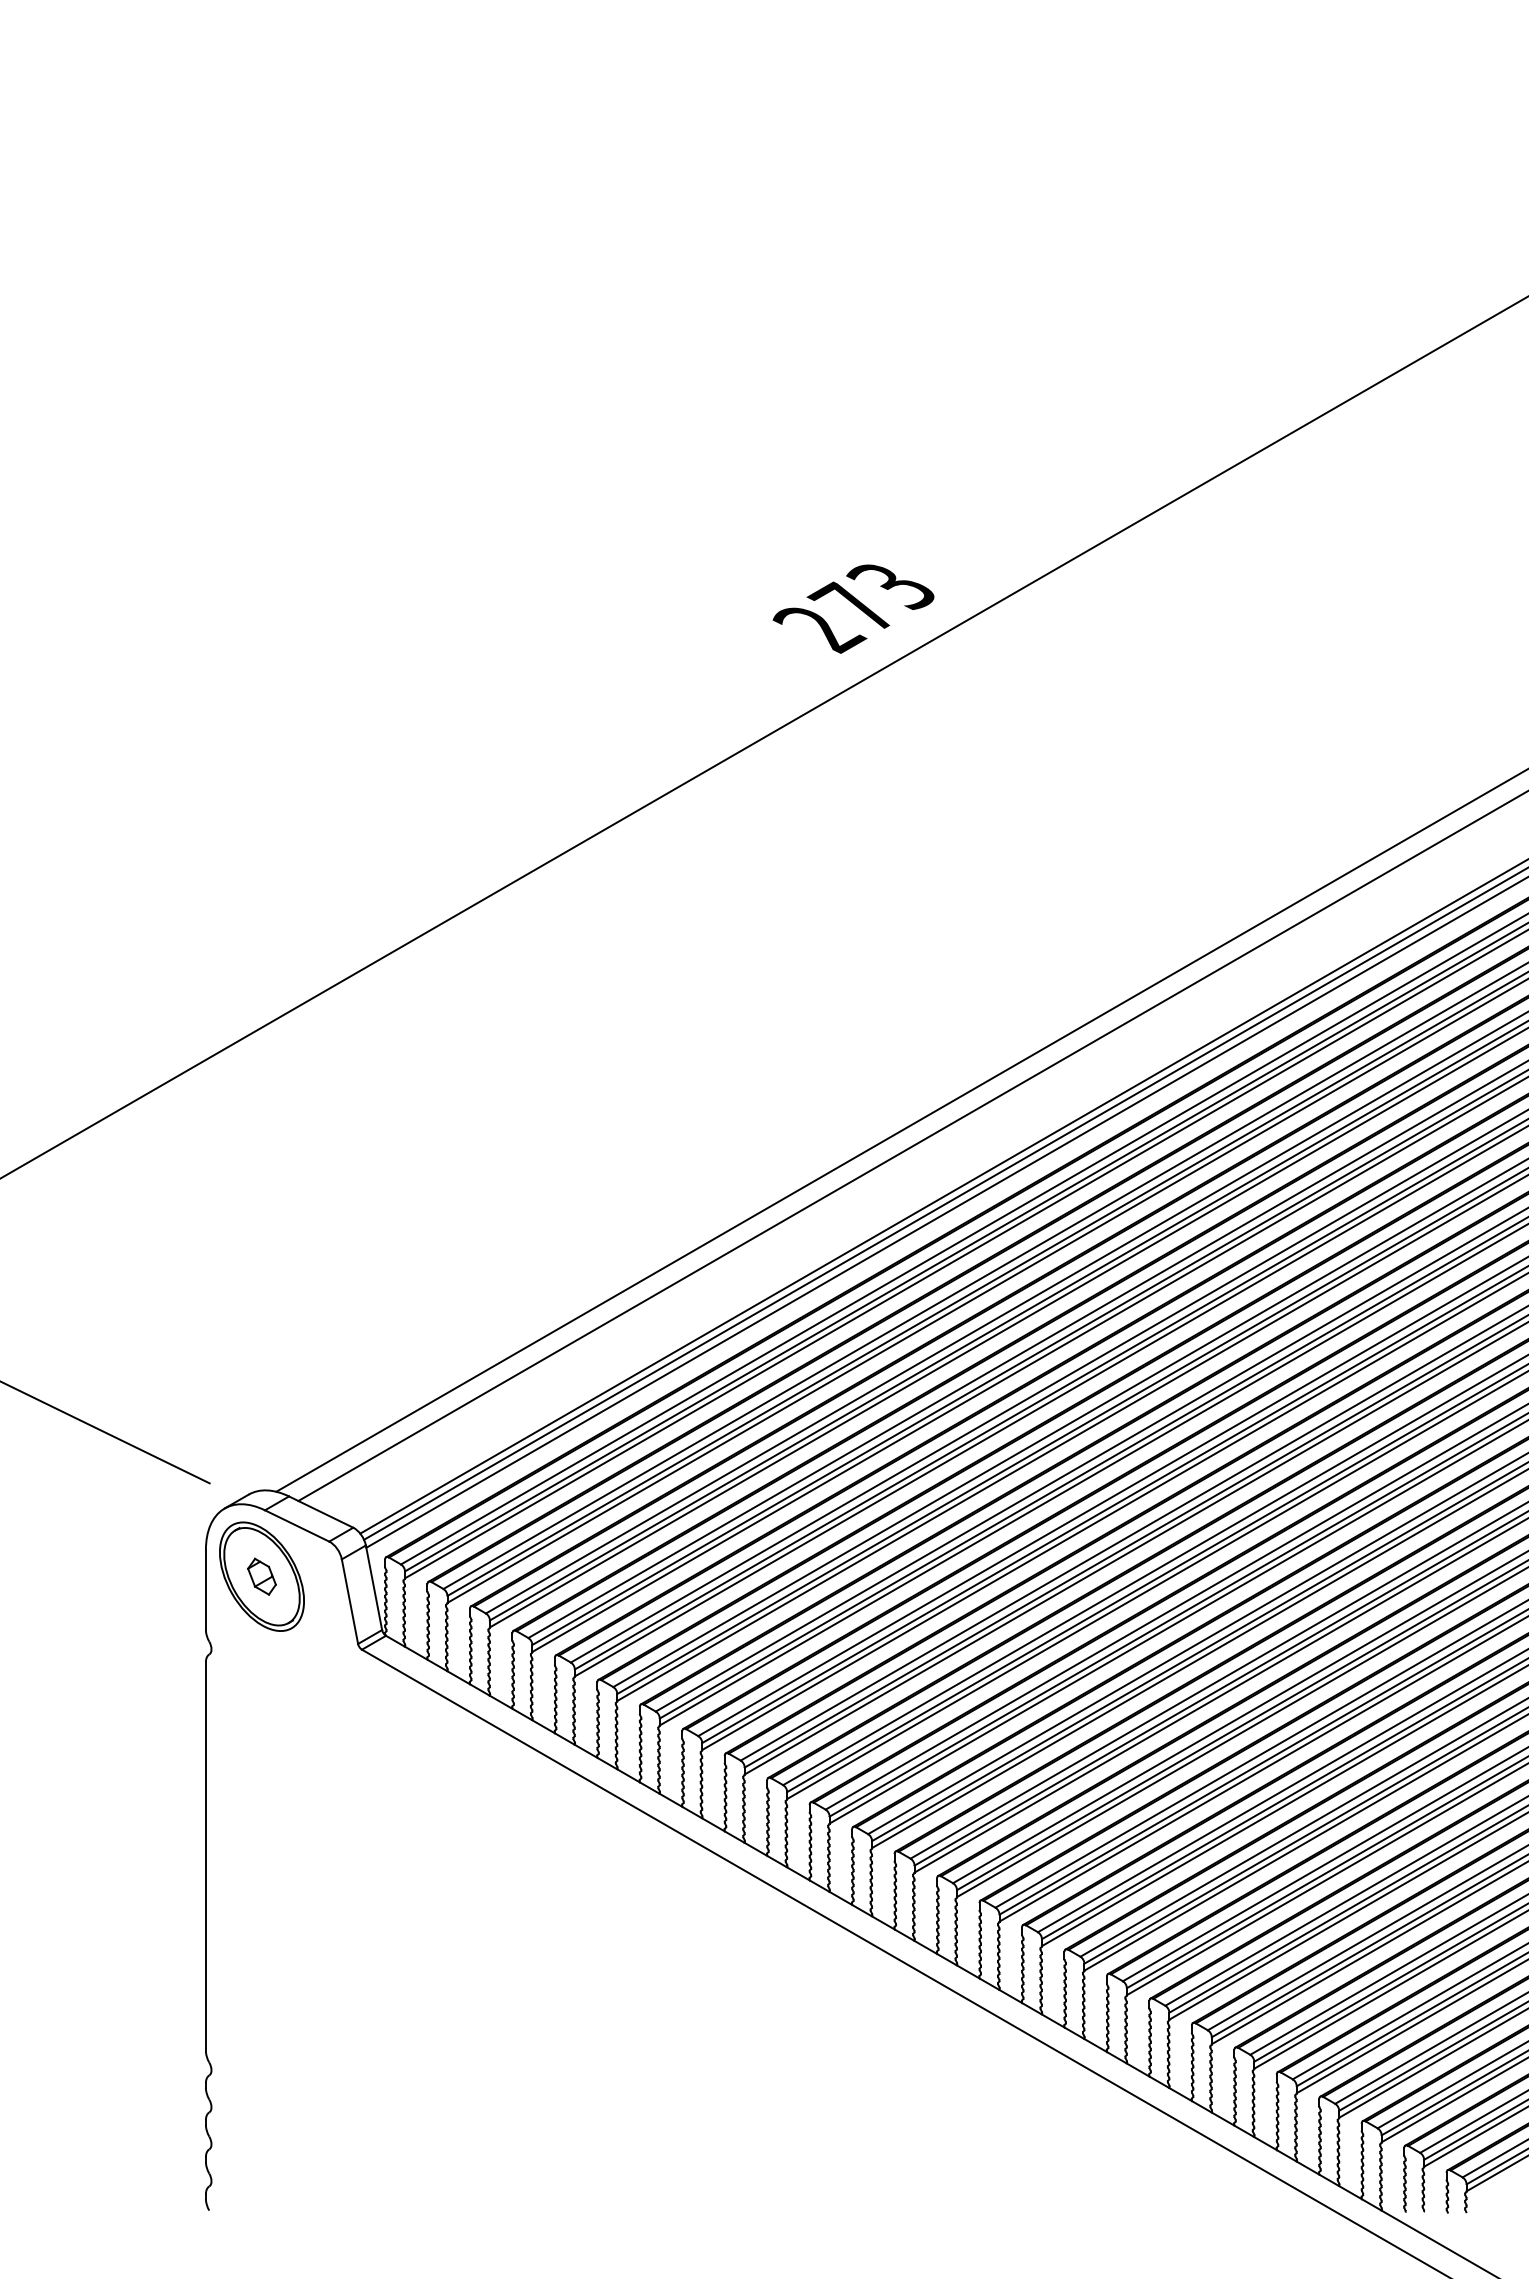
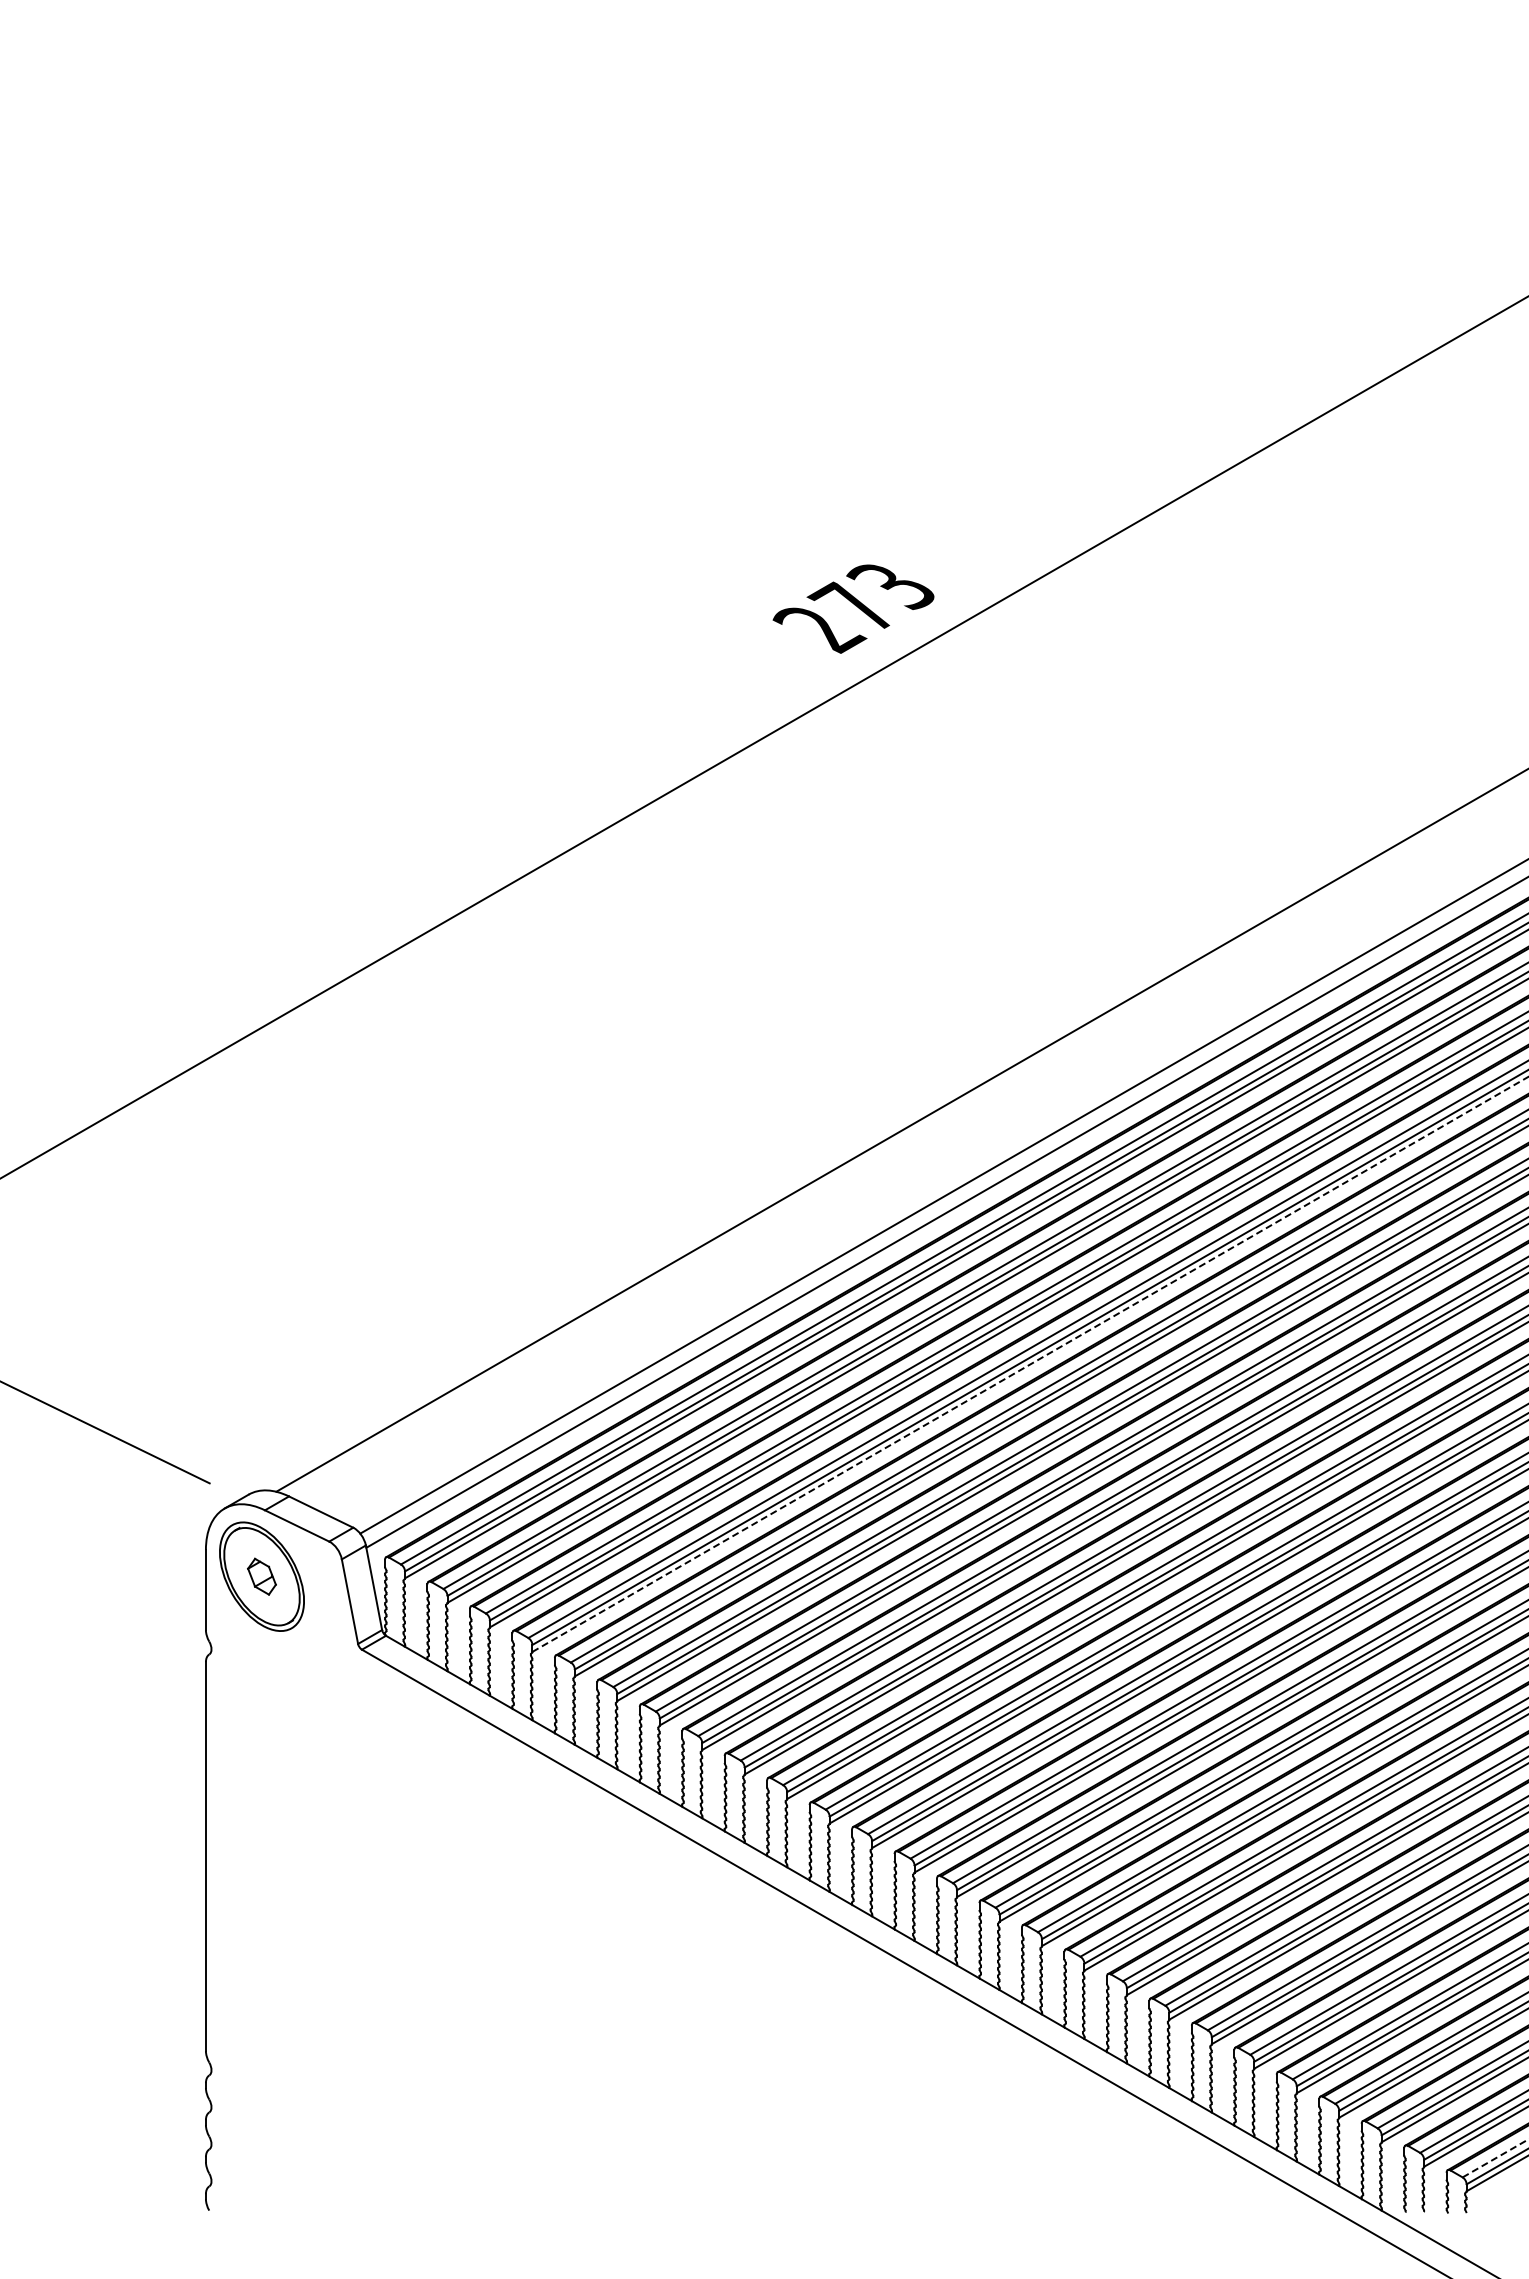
line: present -> none (911, 1146)
line: present -> none (944, 1204)
line: solid -> dashed (1031, 1364)
line: solid -> dashed (1495, 2158)
